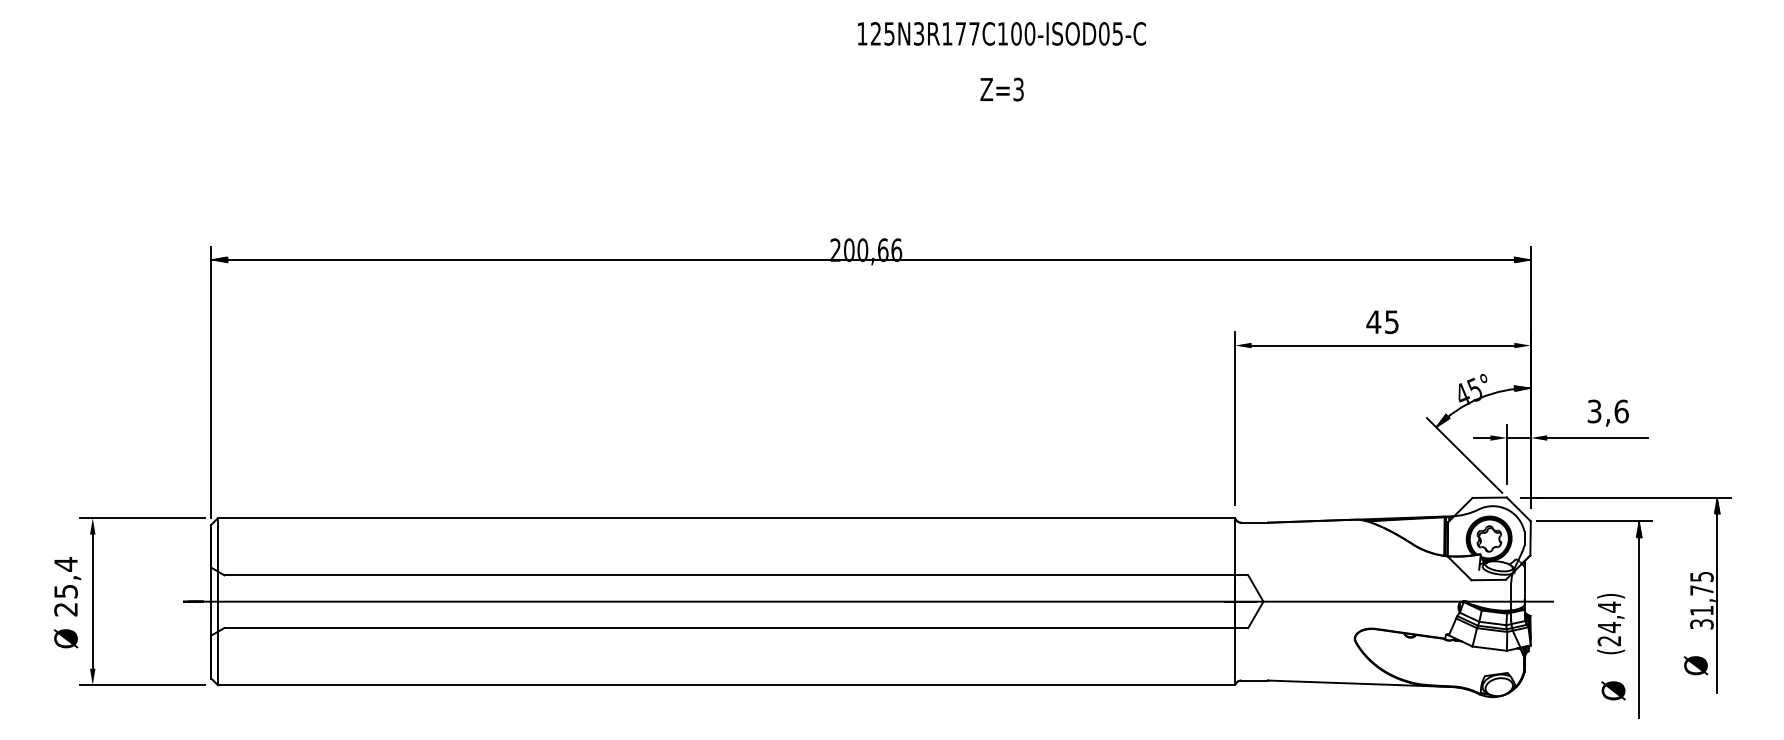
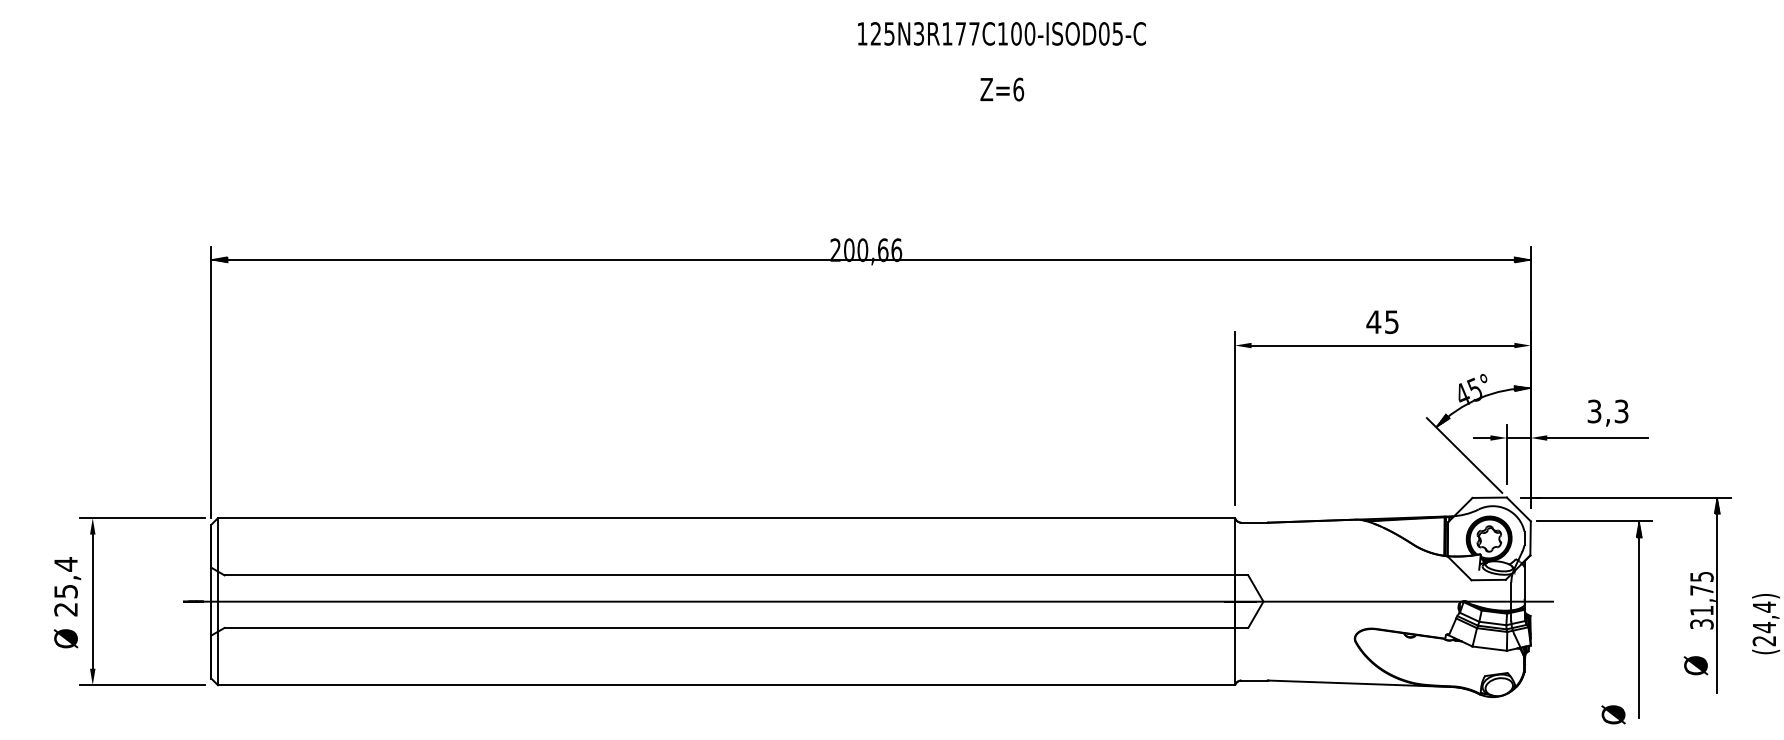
text: Z=3 -> Z=6 (1018, 89)
text: 3,6 -> 3,3 (1621, 411)
text position: (1611, 624) -> (1766, 624) (1766, 624)
text position: (1613, 690) -> (1613, 714) (1613, 714)
